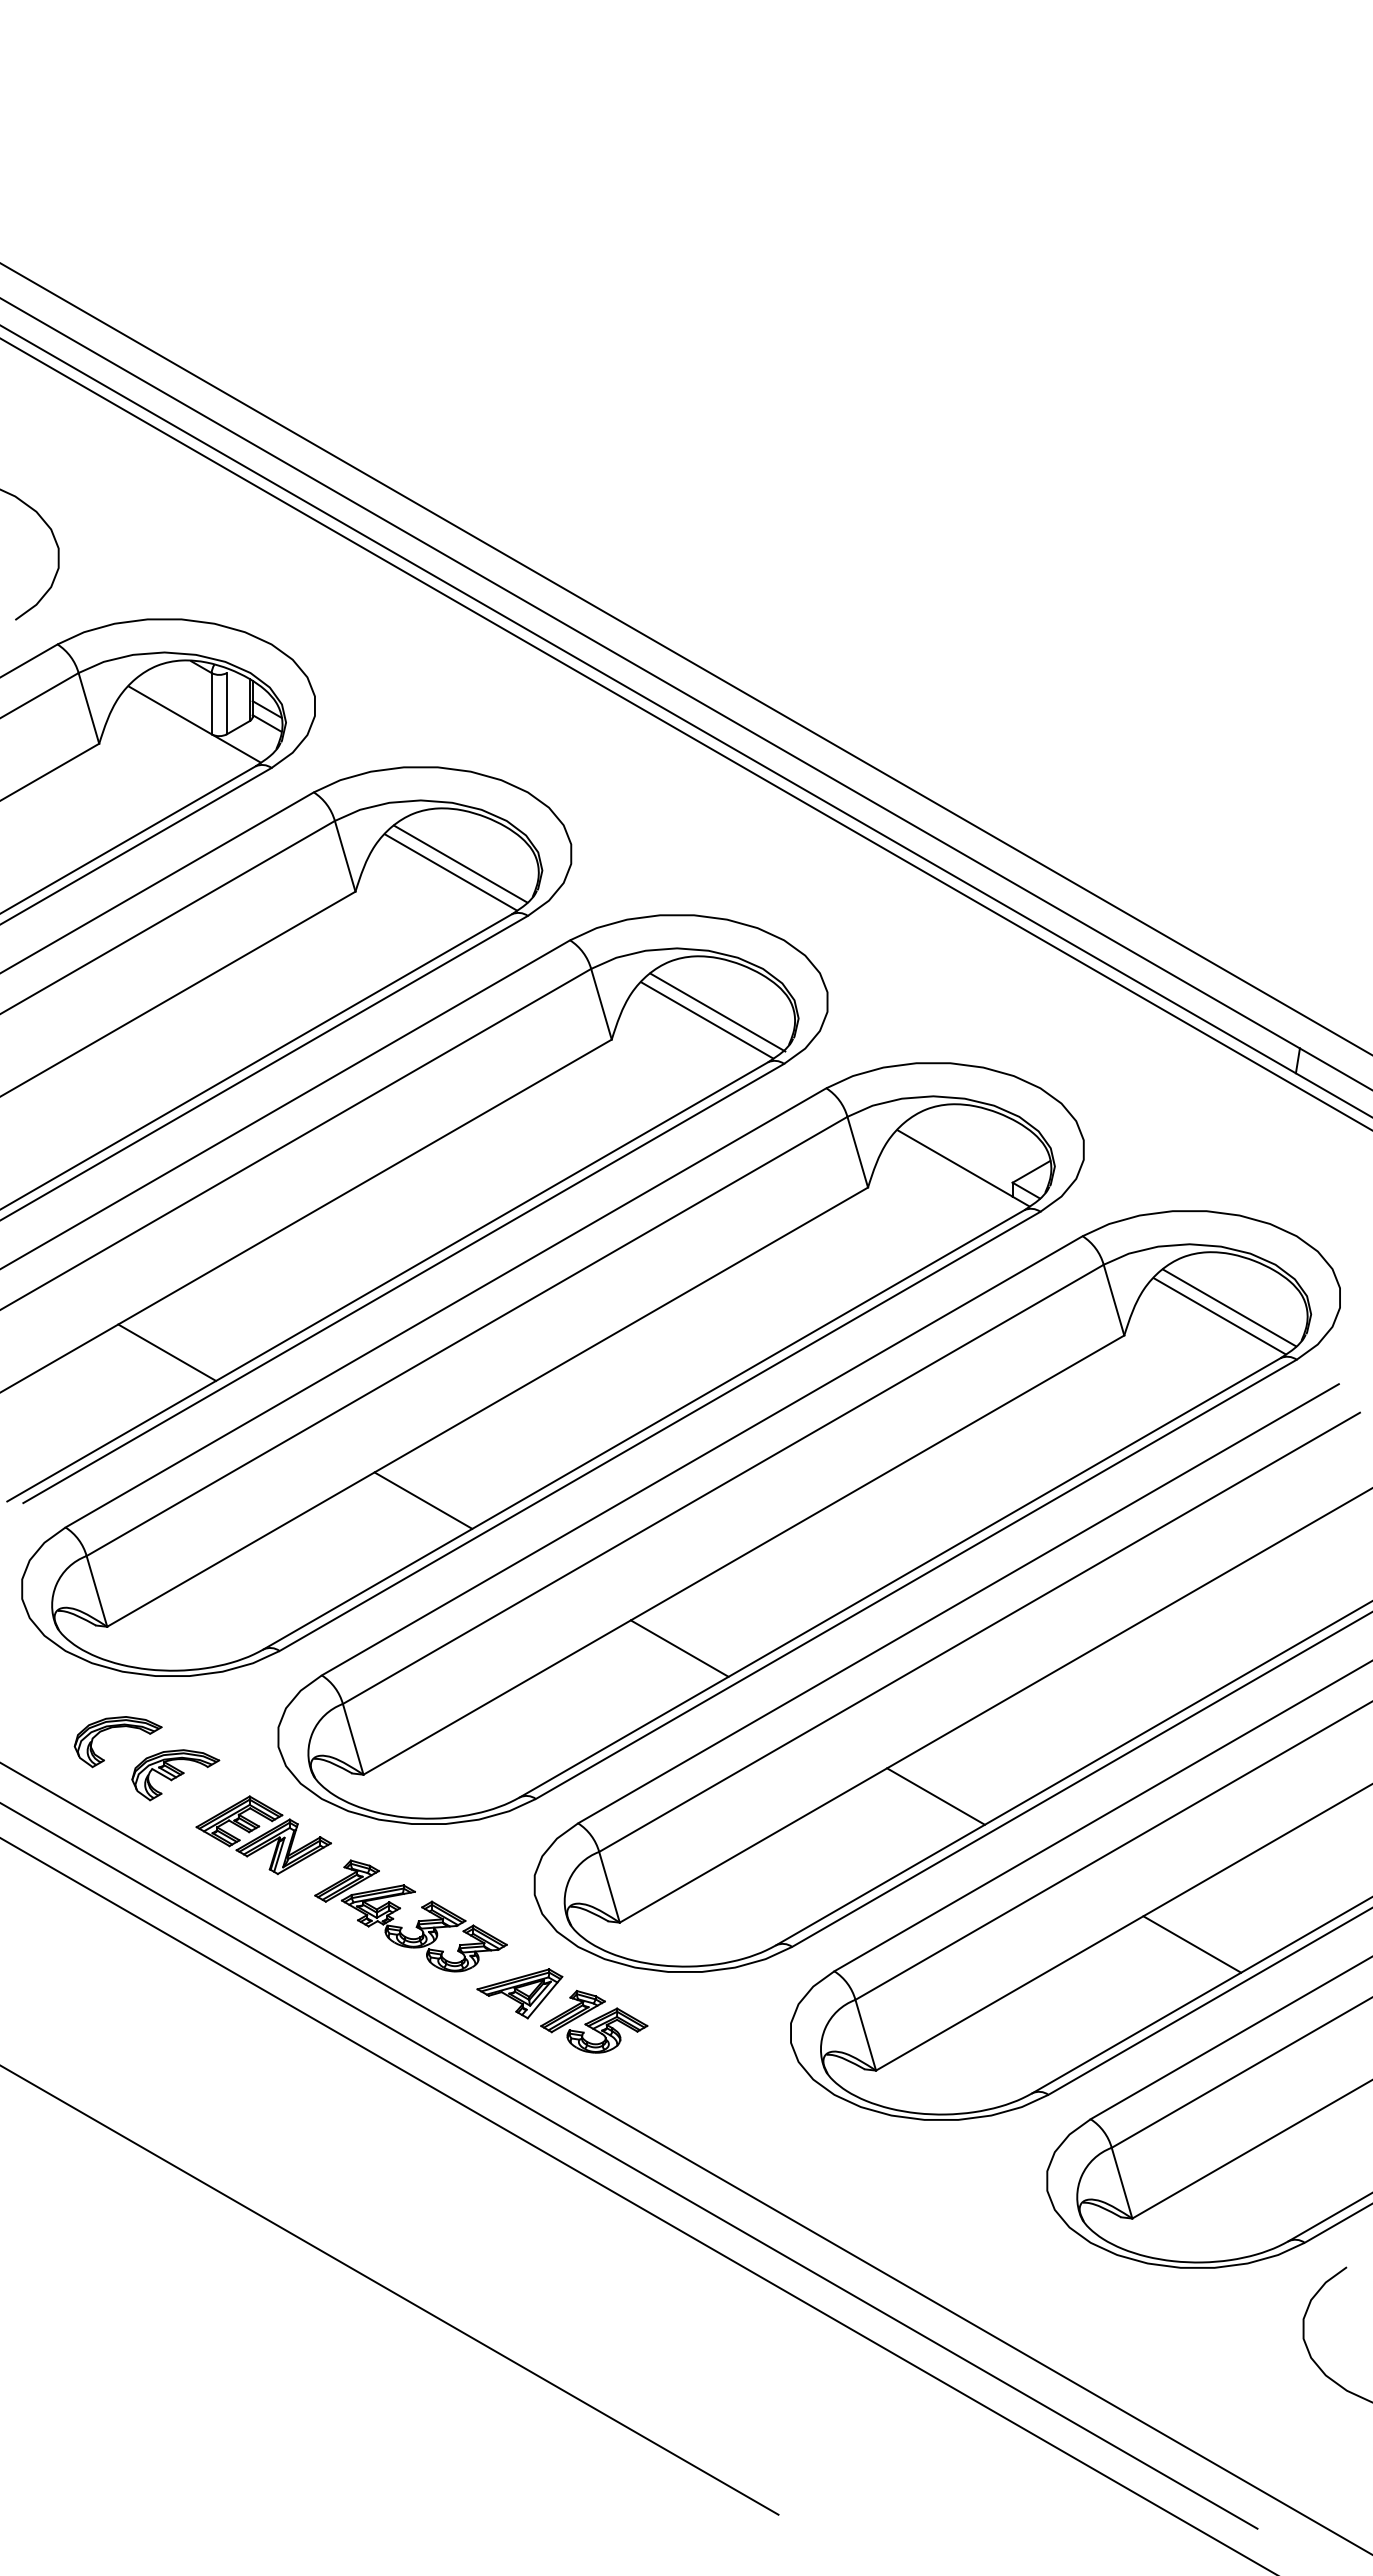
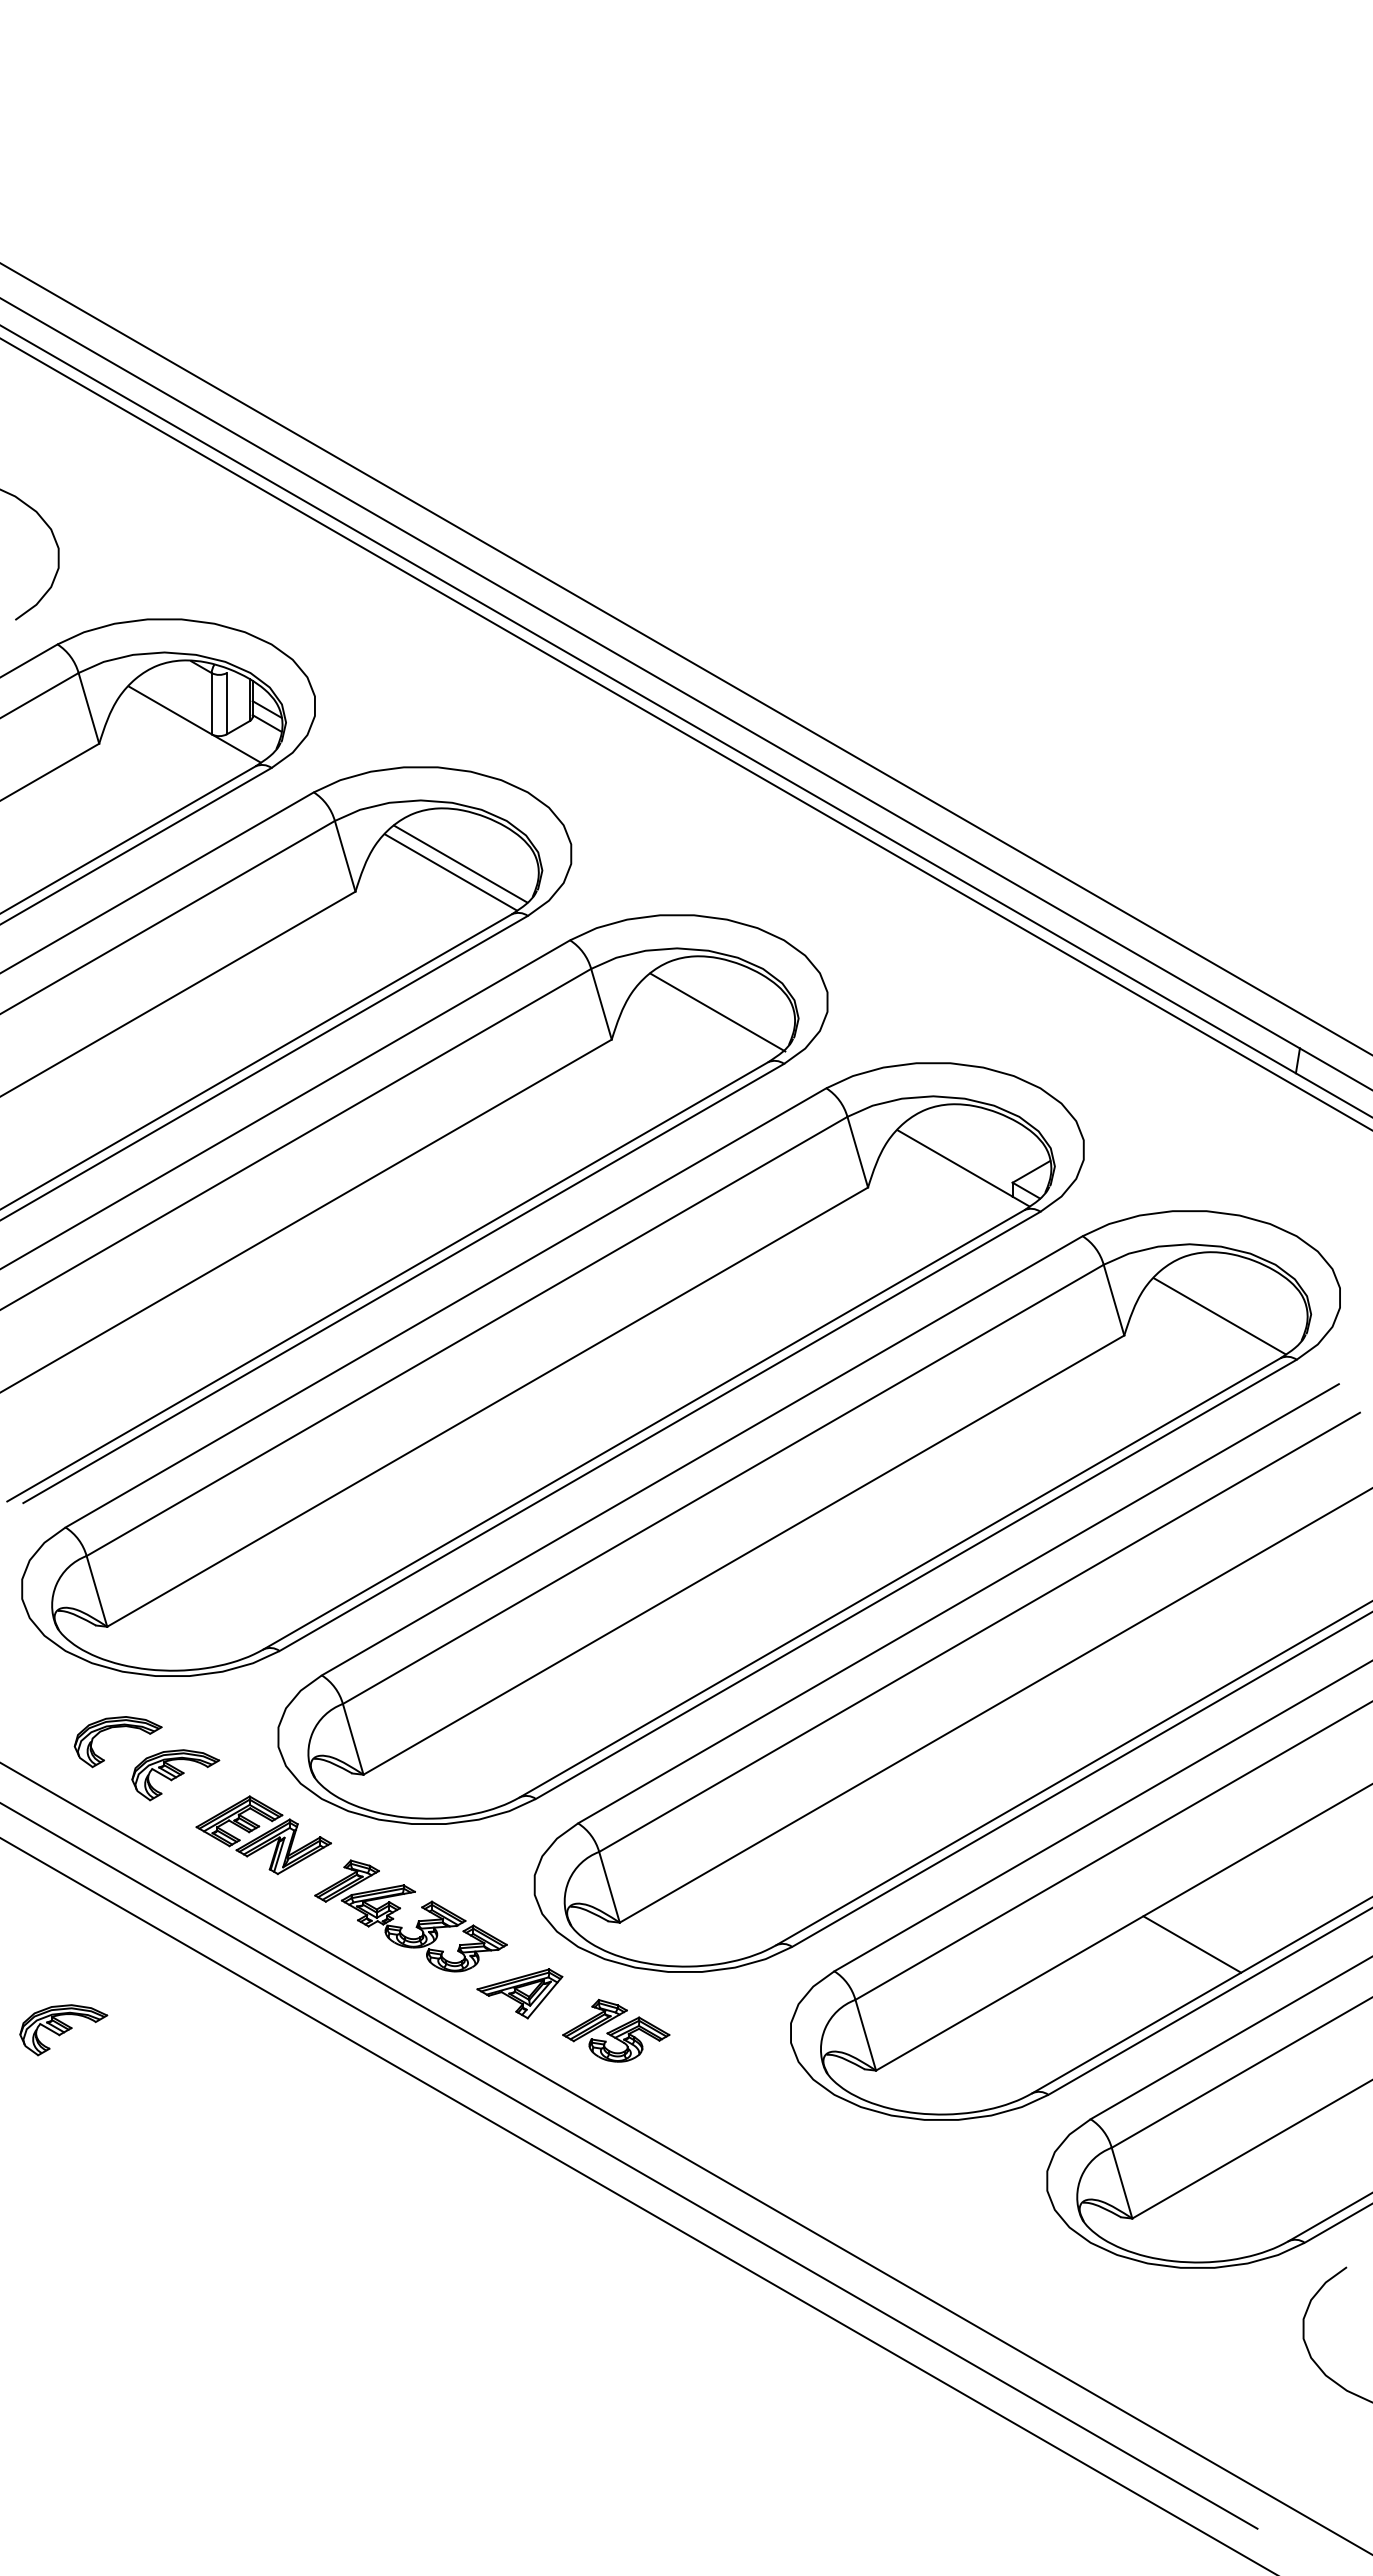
line: present -> none (707, 1020)
line: present -> none (1229, 1307)
line: present -> none (167, 1352)
line: present -> none (423, 1500)
line: present -> none (679, 1648)
line: present -> none (935, 1796)
part position: (594, 2021) -> (616, 2030) (616, 2030)
part: none -> present (63, 2030)
line: present -> none (390, 2290)
